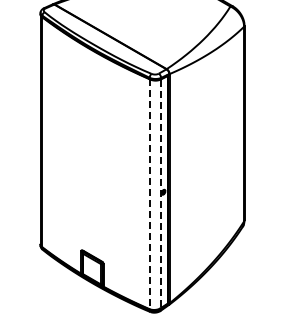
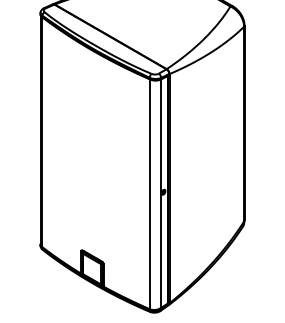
line: dashed -> solid (149, 194)
line: dashed -> solid (160, 194)
